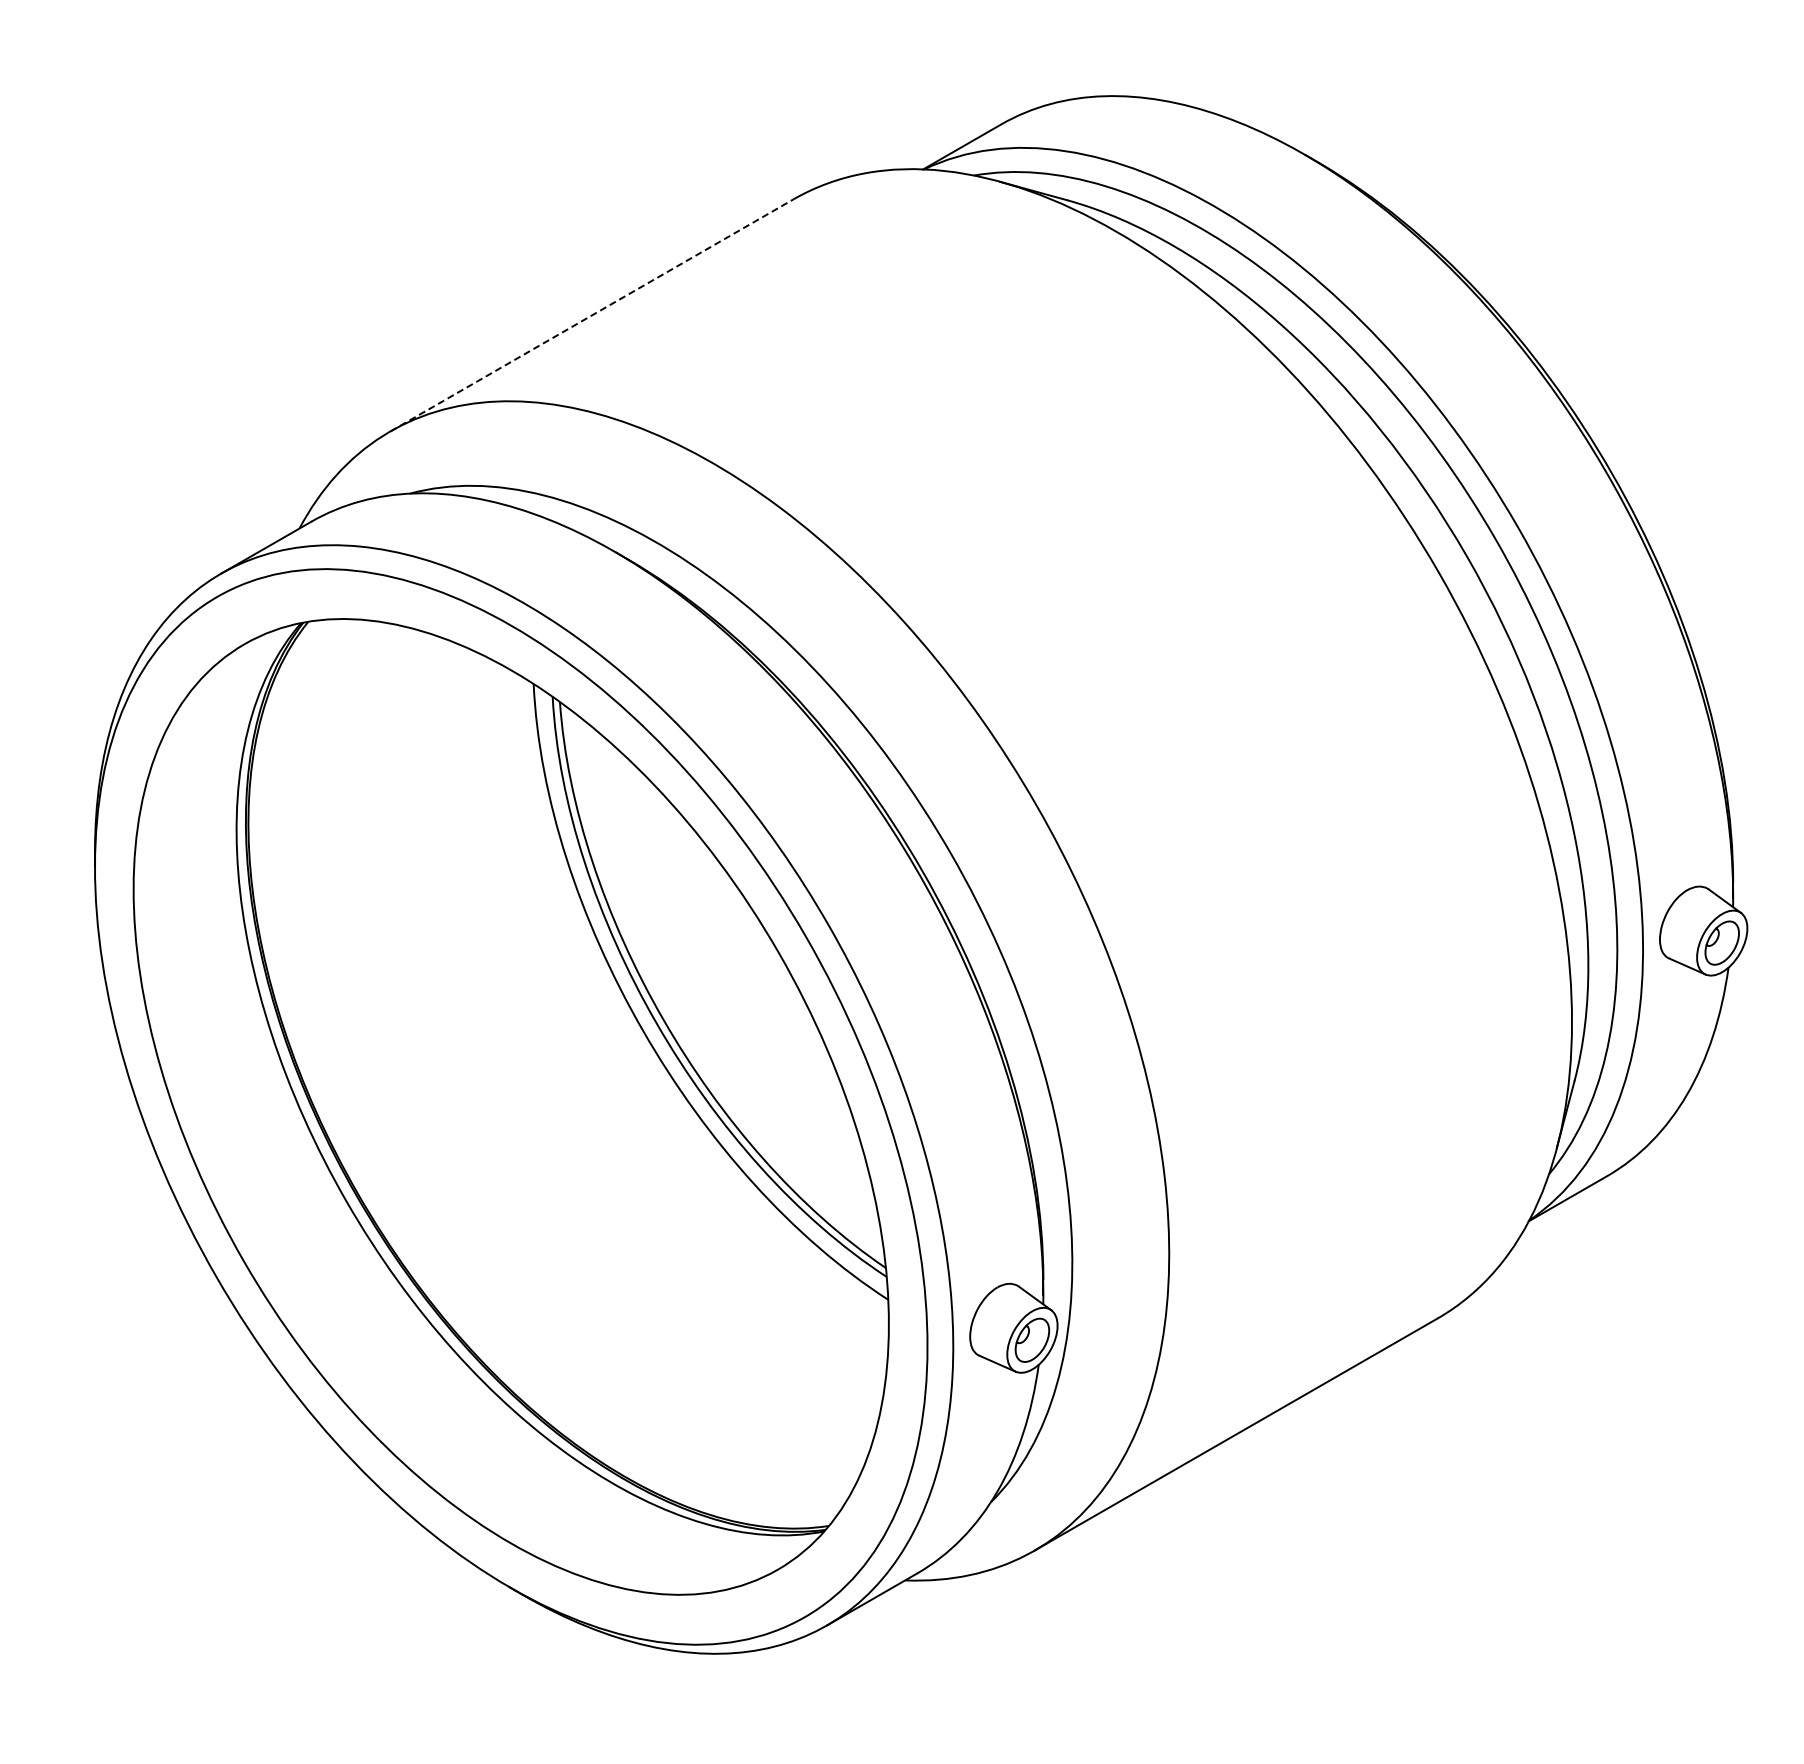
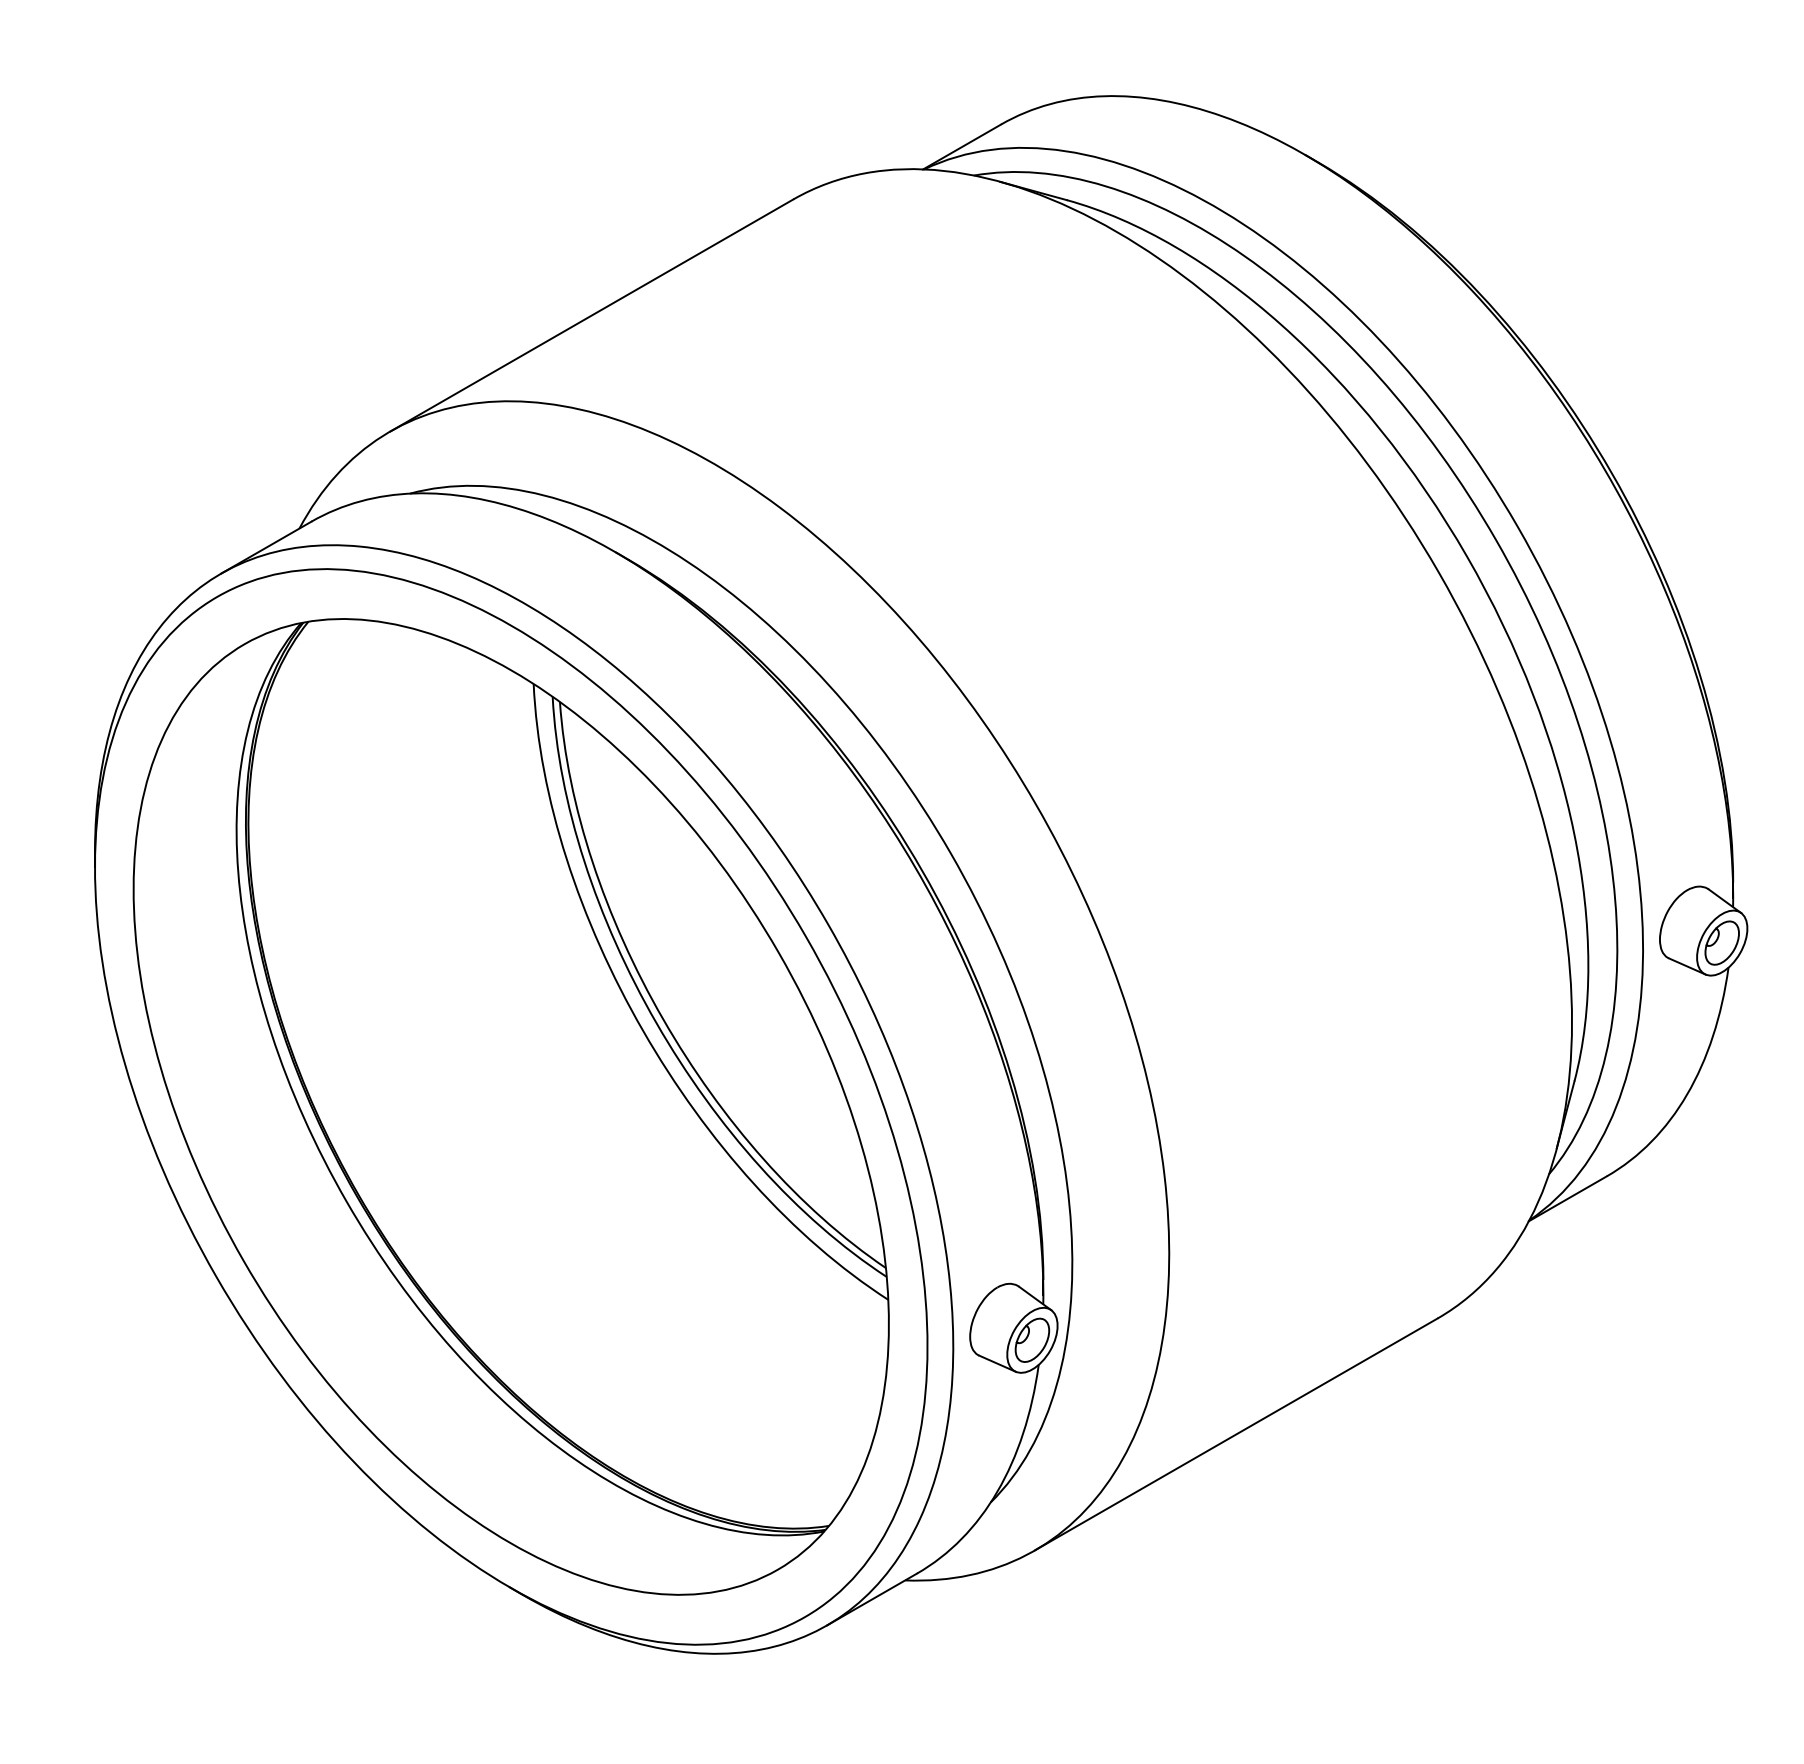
line: dashed -> solid (592, 315)
